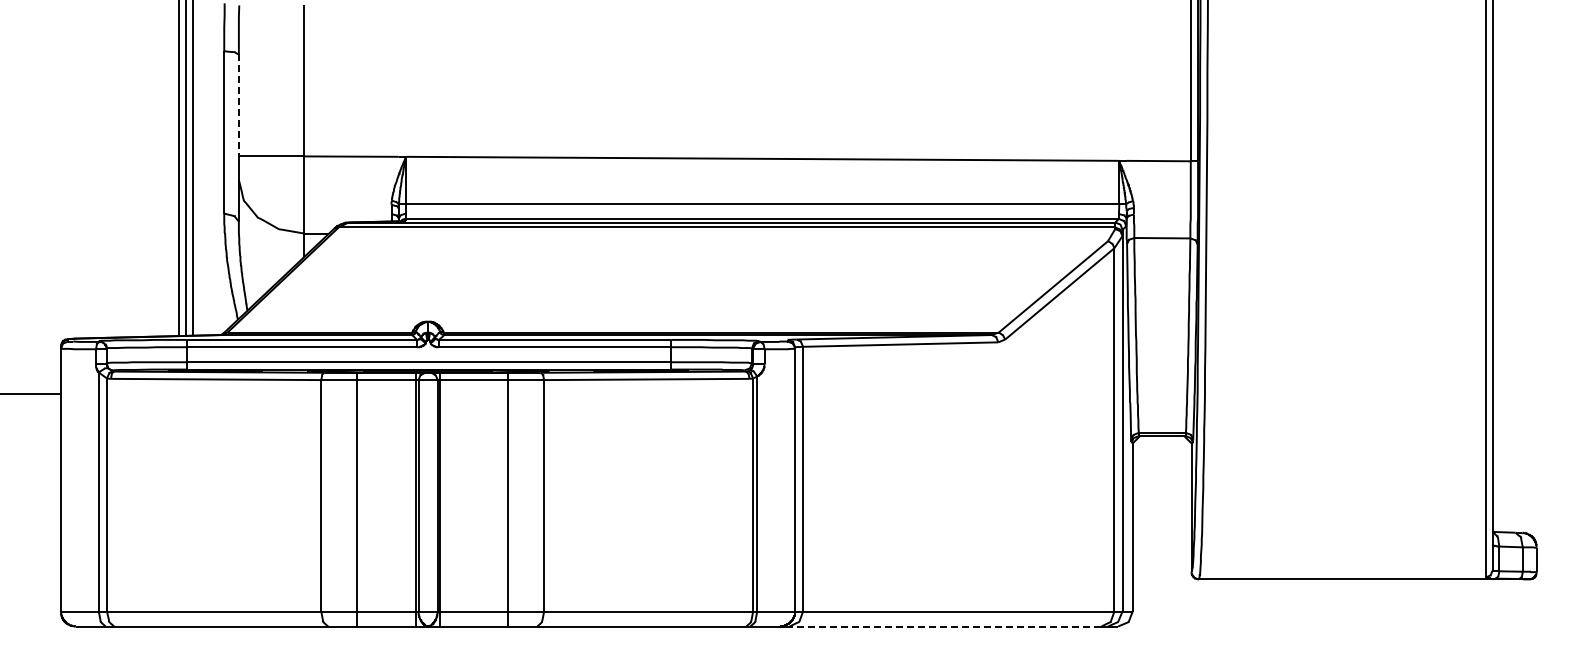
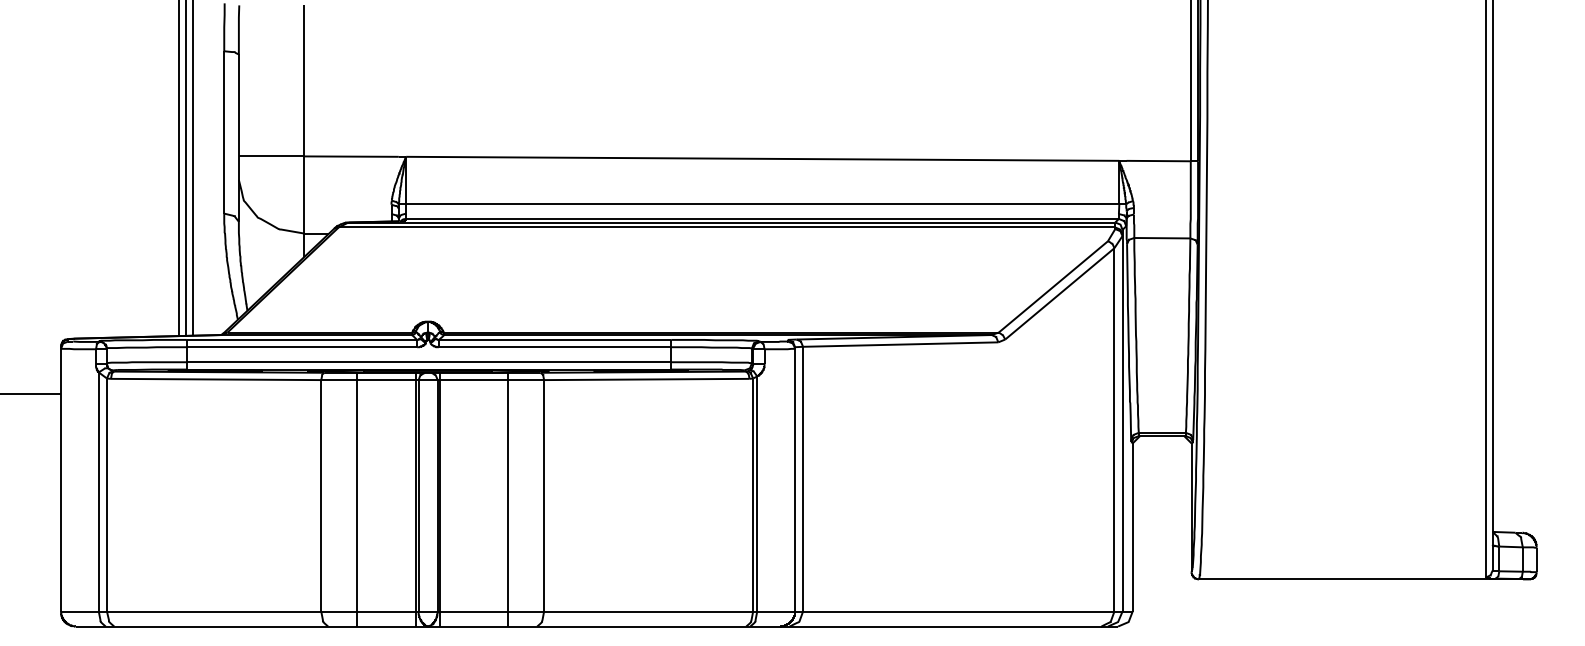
line: dashed -> solid (238, 105)
line: dashed -> solid (945, 626)
